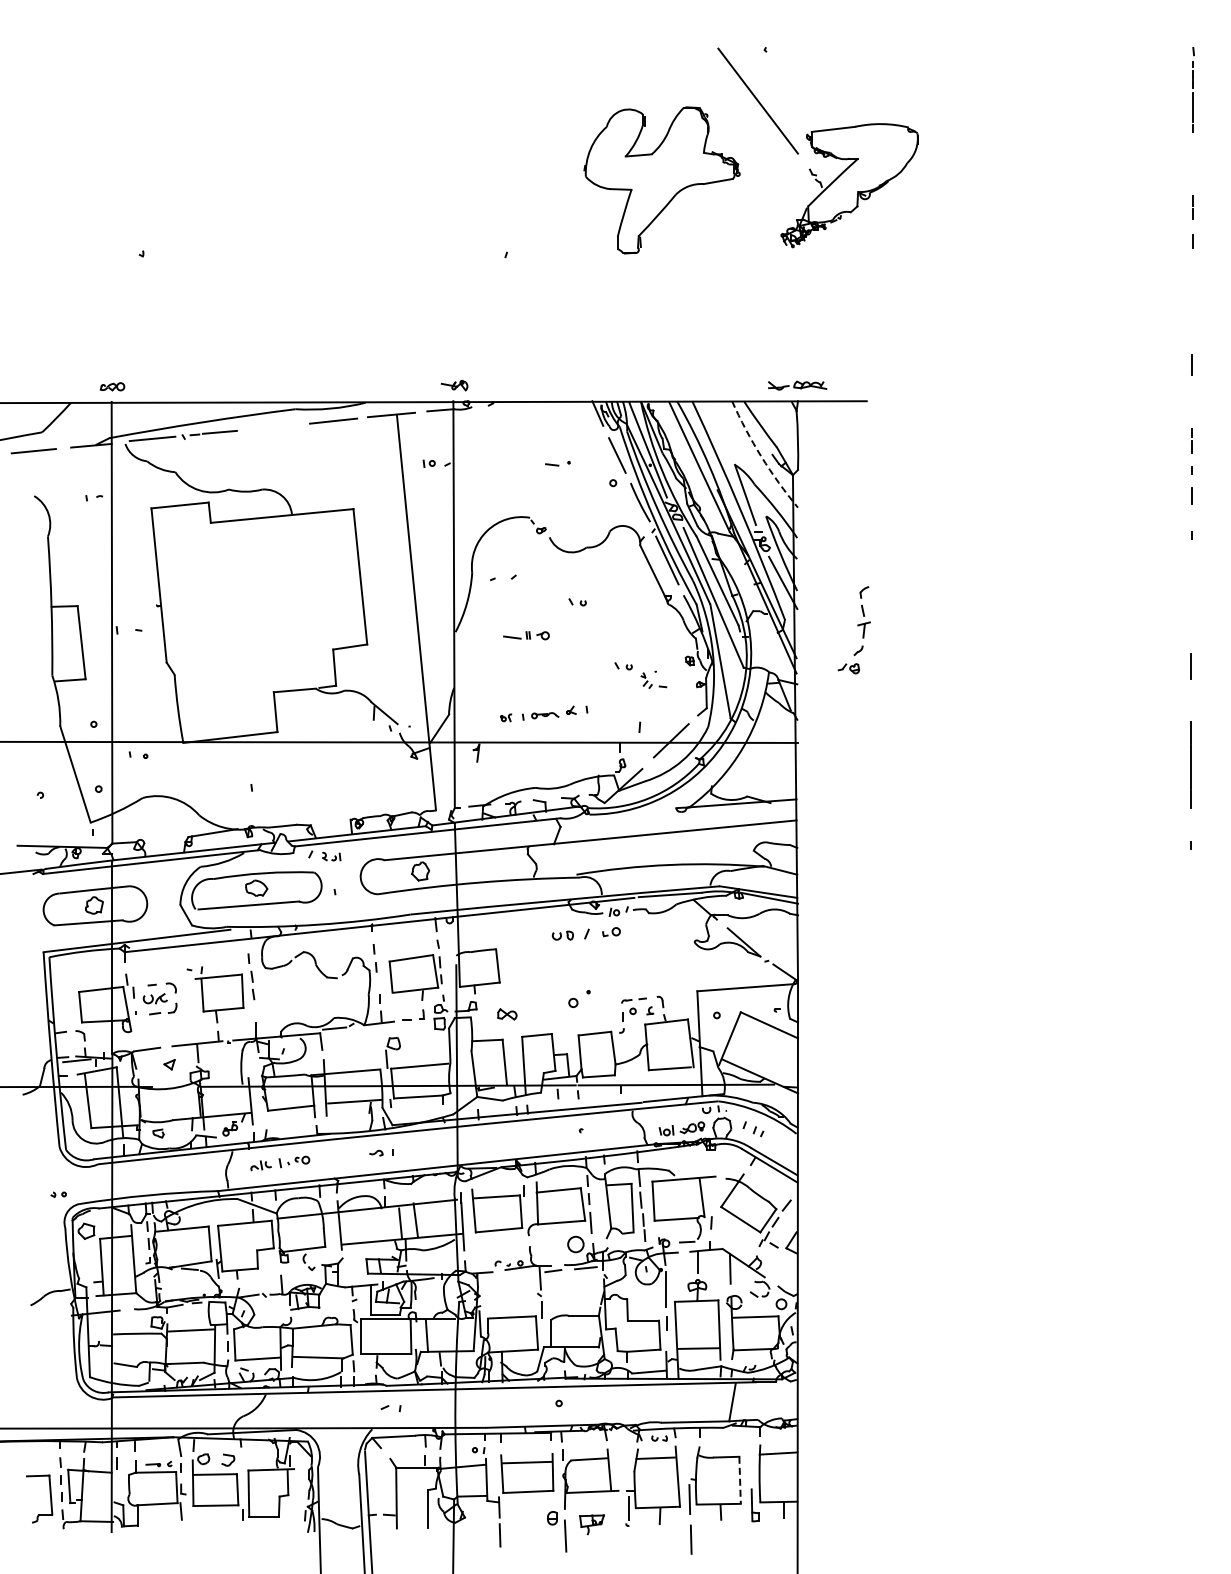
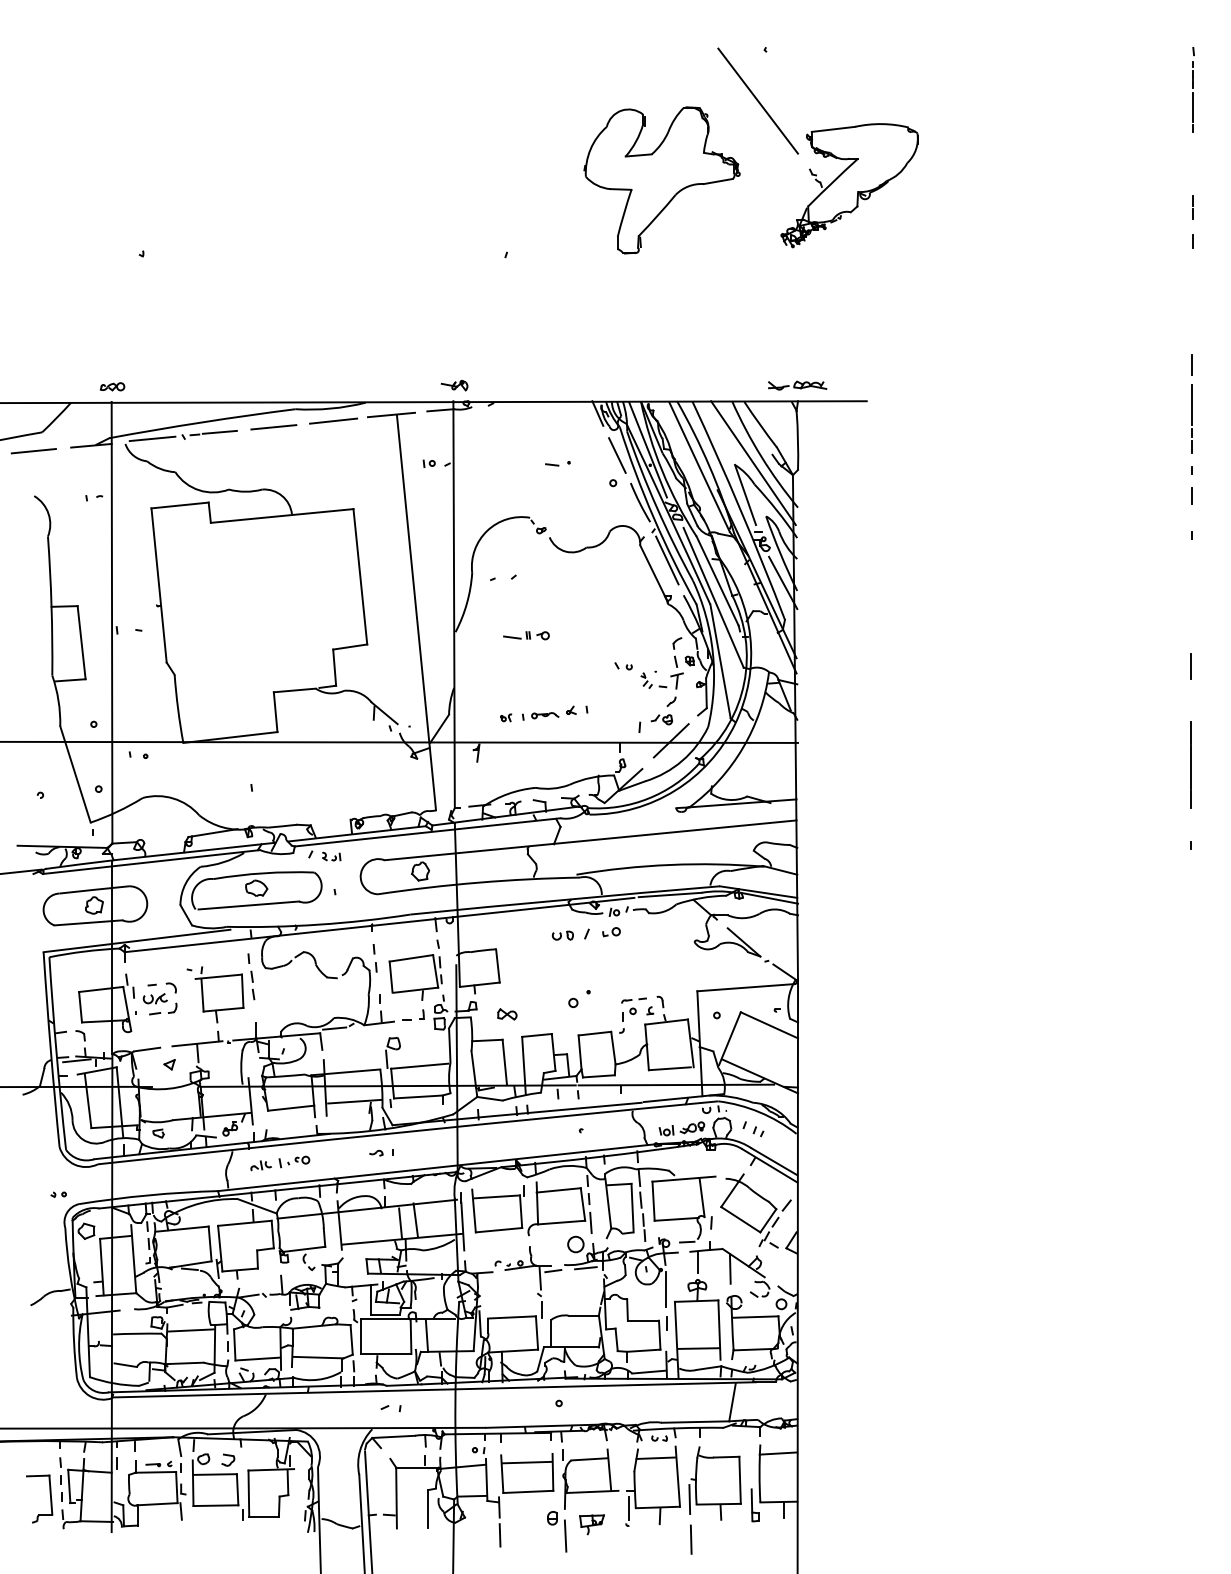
line: none -> present (1191, 404)
line: none -> present (273, 427)
arc: dashed -> solid (761, 456)
line: none -> present (753, 463)
part: present -> none (577, 602)
part position: (853, 630) -> (666, 681) (666, 681)
line: dashed -> solid (740, 1480)
